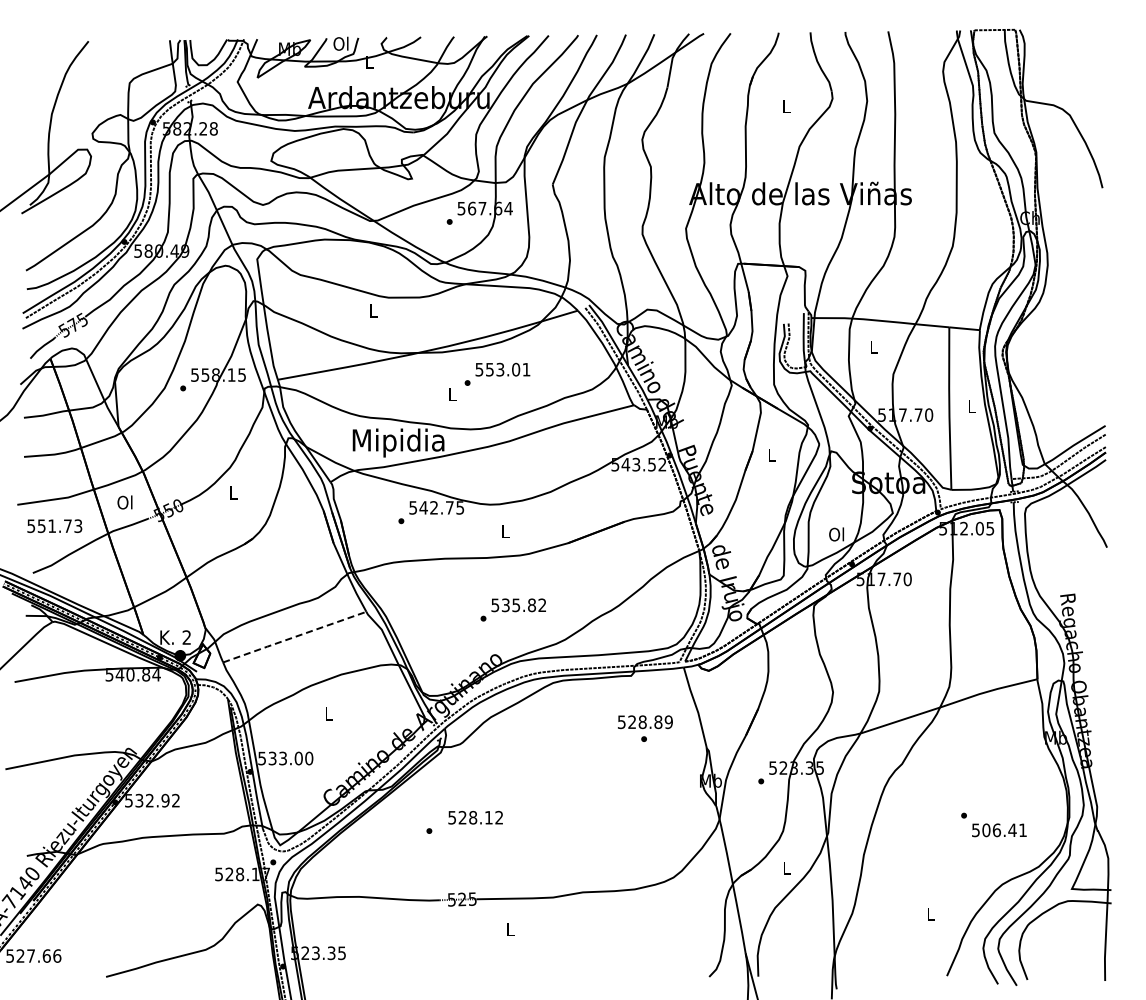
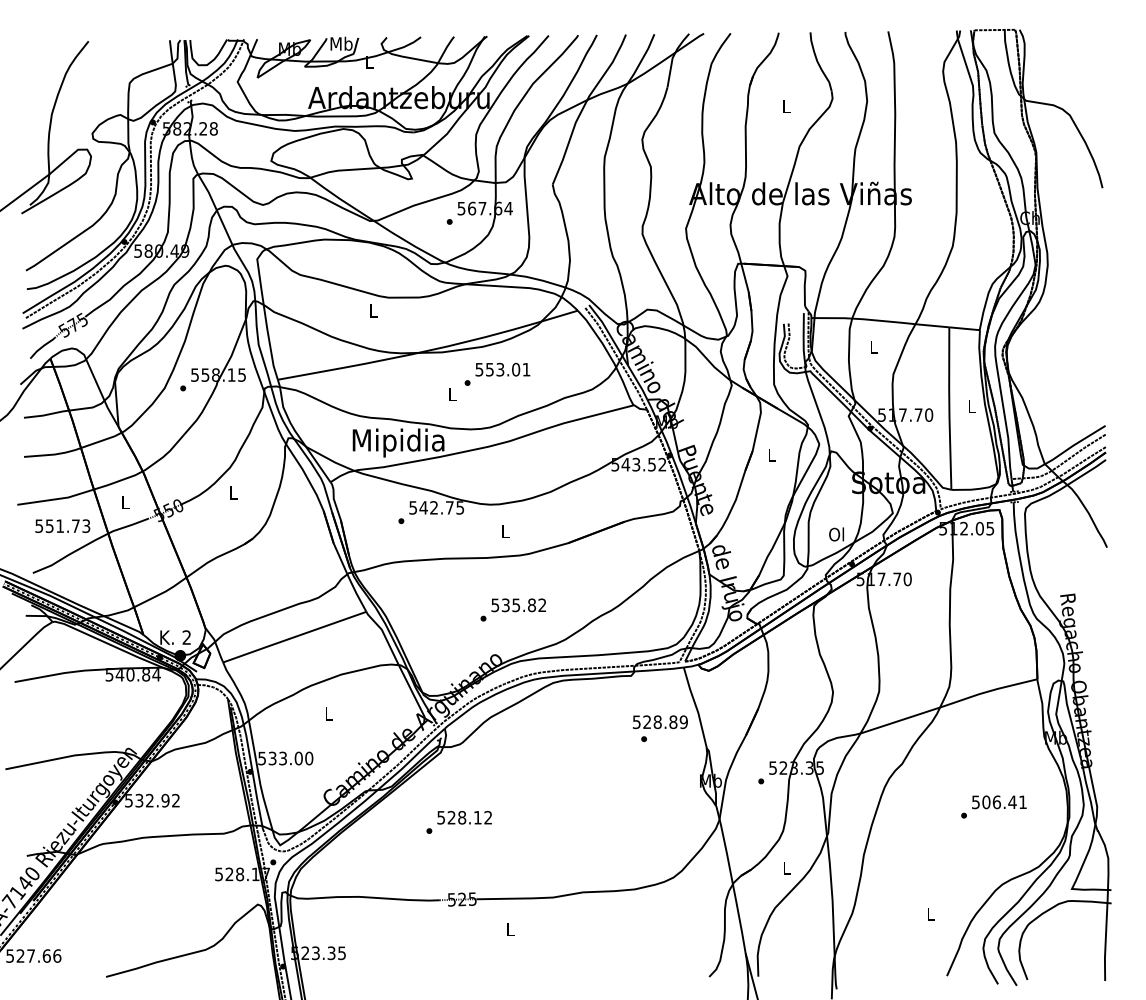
text: Ol -> Mb (341, 43)
text: Ol -> L (124, 502)
text position: (54, 525) -> (62, 525) (62, 525)
line: dashed -> solid (294, 637)
text position: (645, 722) -> (660, 722) (660, 722)
text position: (475, 817) -> (464, 817) (464, 817)
text position: (999, 830) -> (999, 802) (999, 802)
